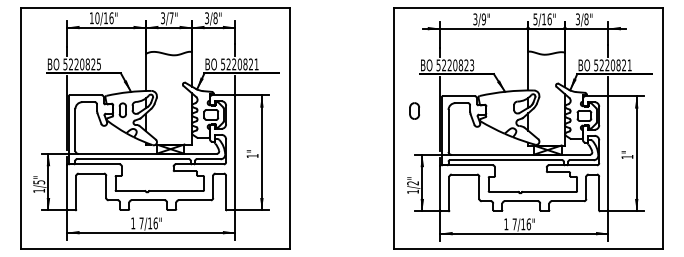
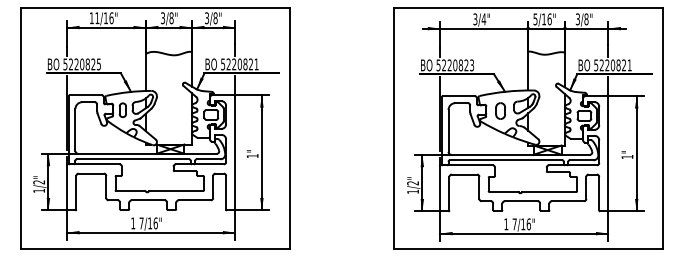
text: 10/16" -> 11/16" (97, 18)
text: 3/7" -> 3/8" (171, 18)
text: 3/9" -> 3/4" (483, 19)
part position: (414, 110) -> (500, 110) (500, 110)
text: 1/5" -> 1/2" (39, 182)
